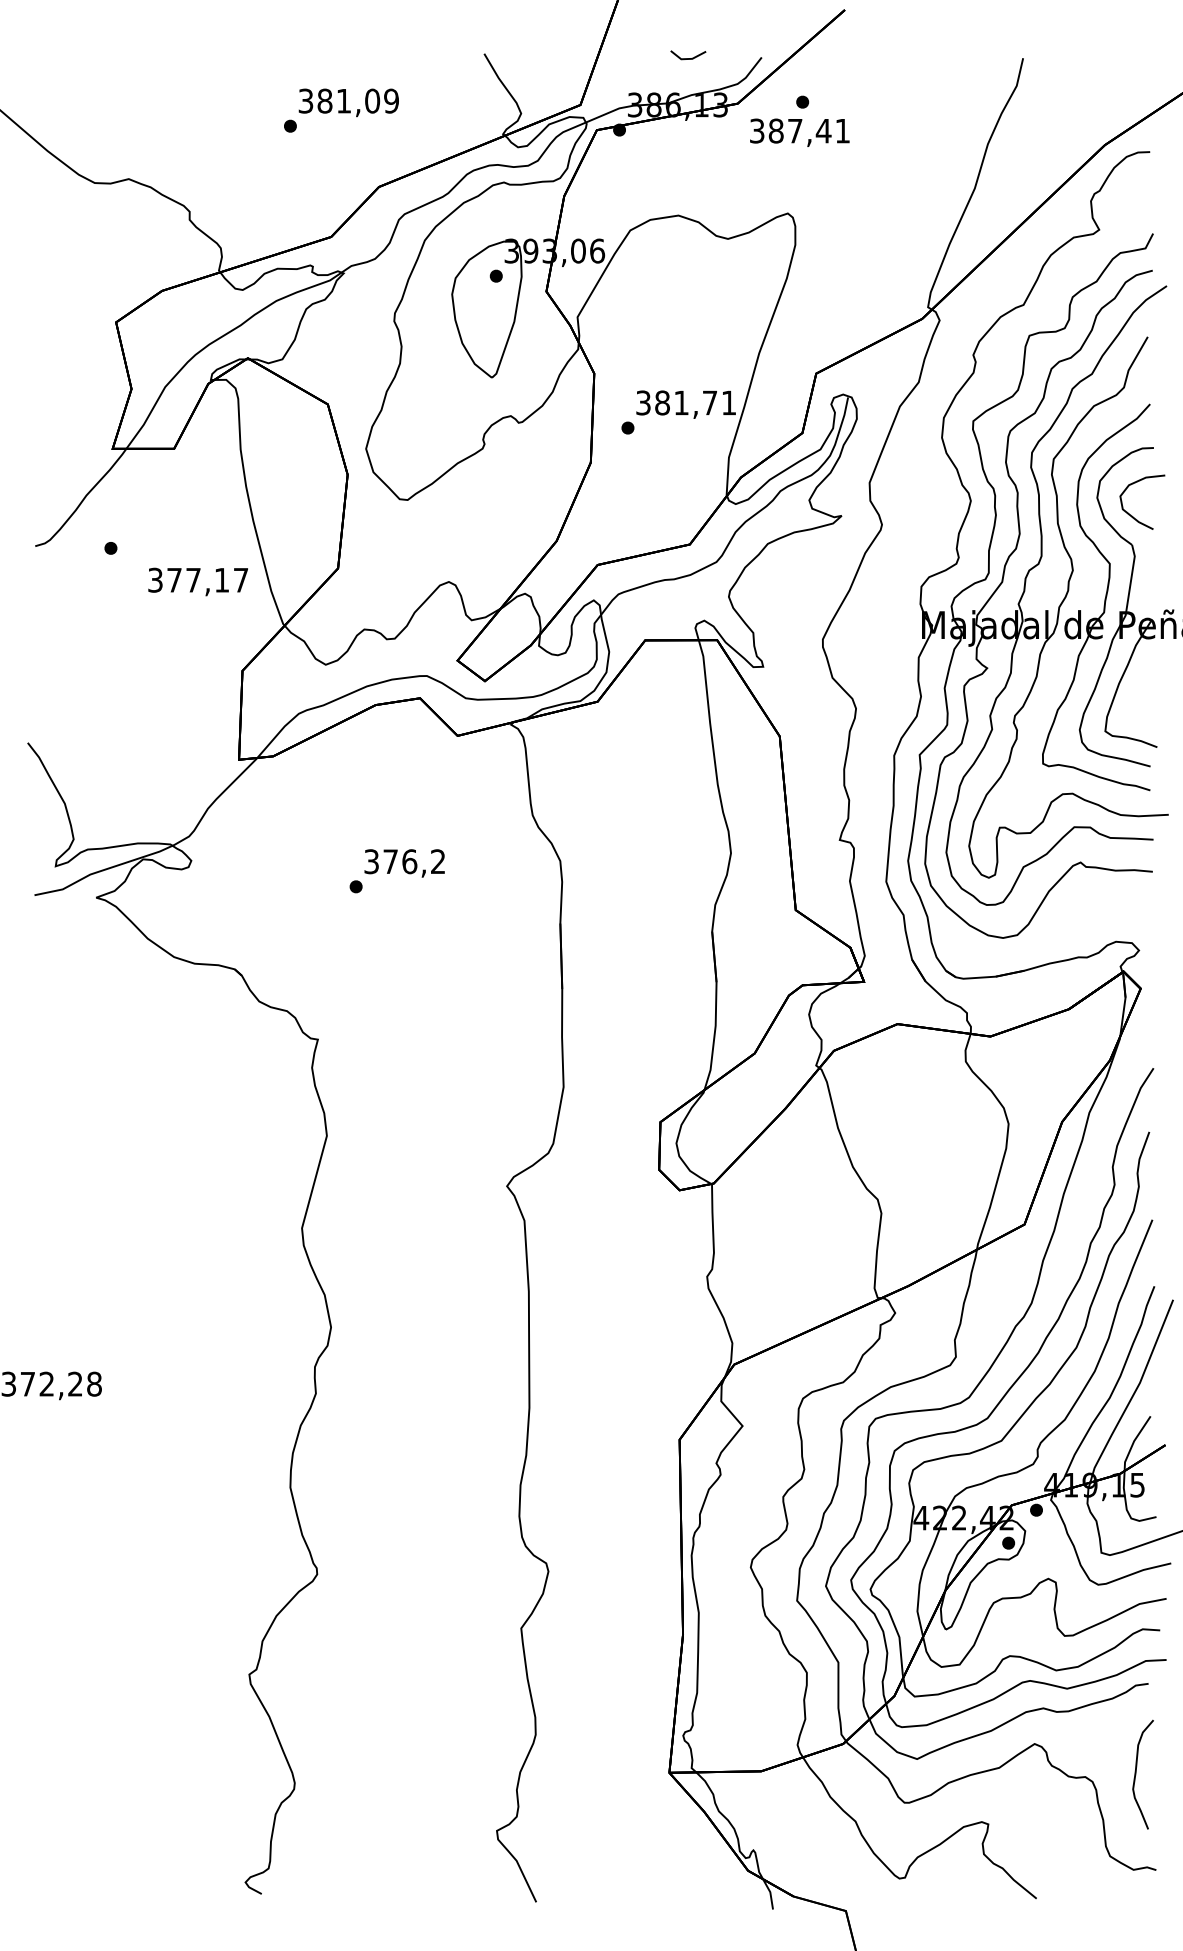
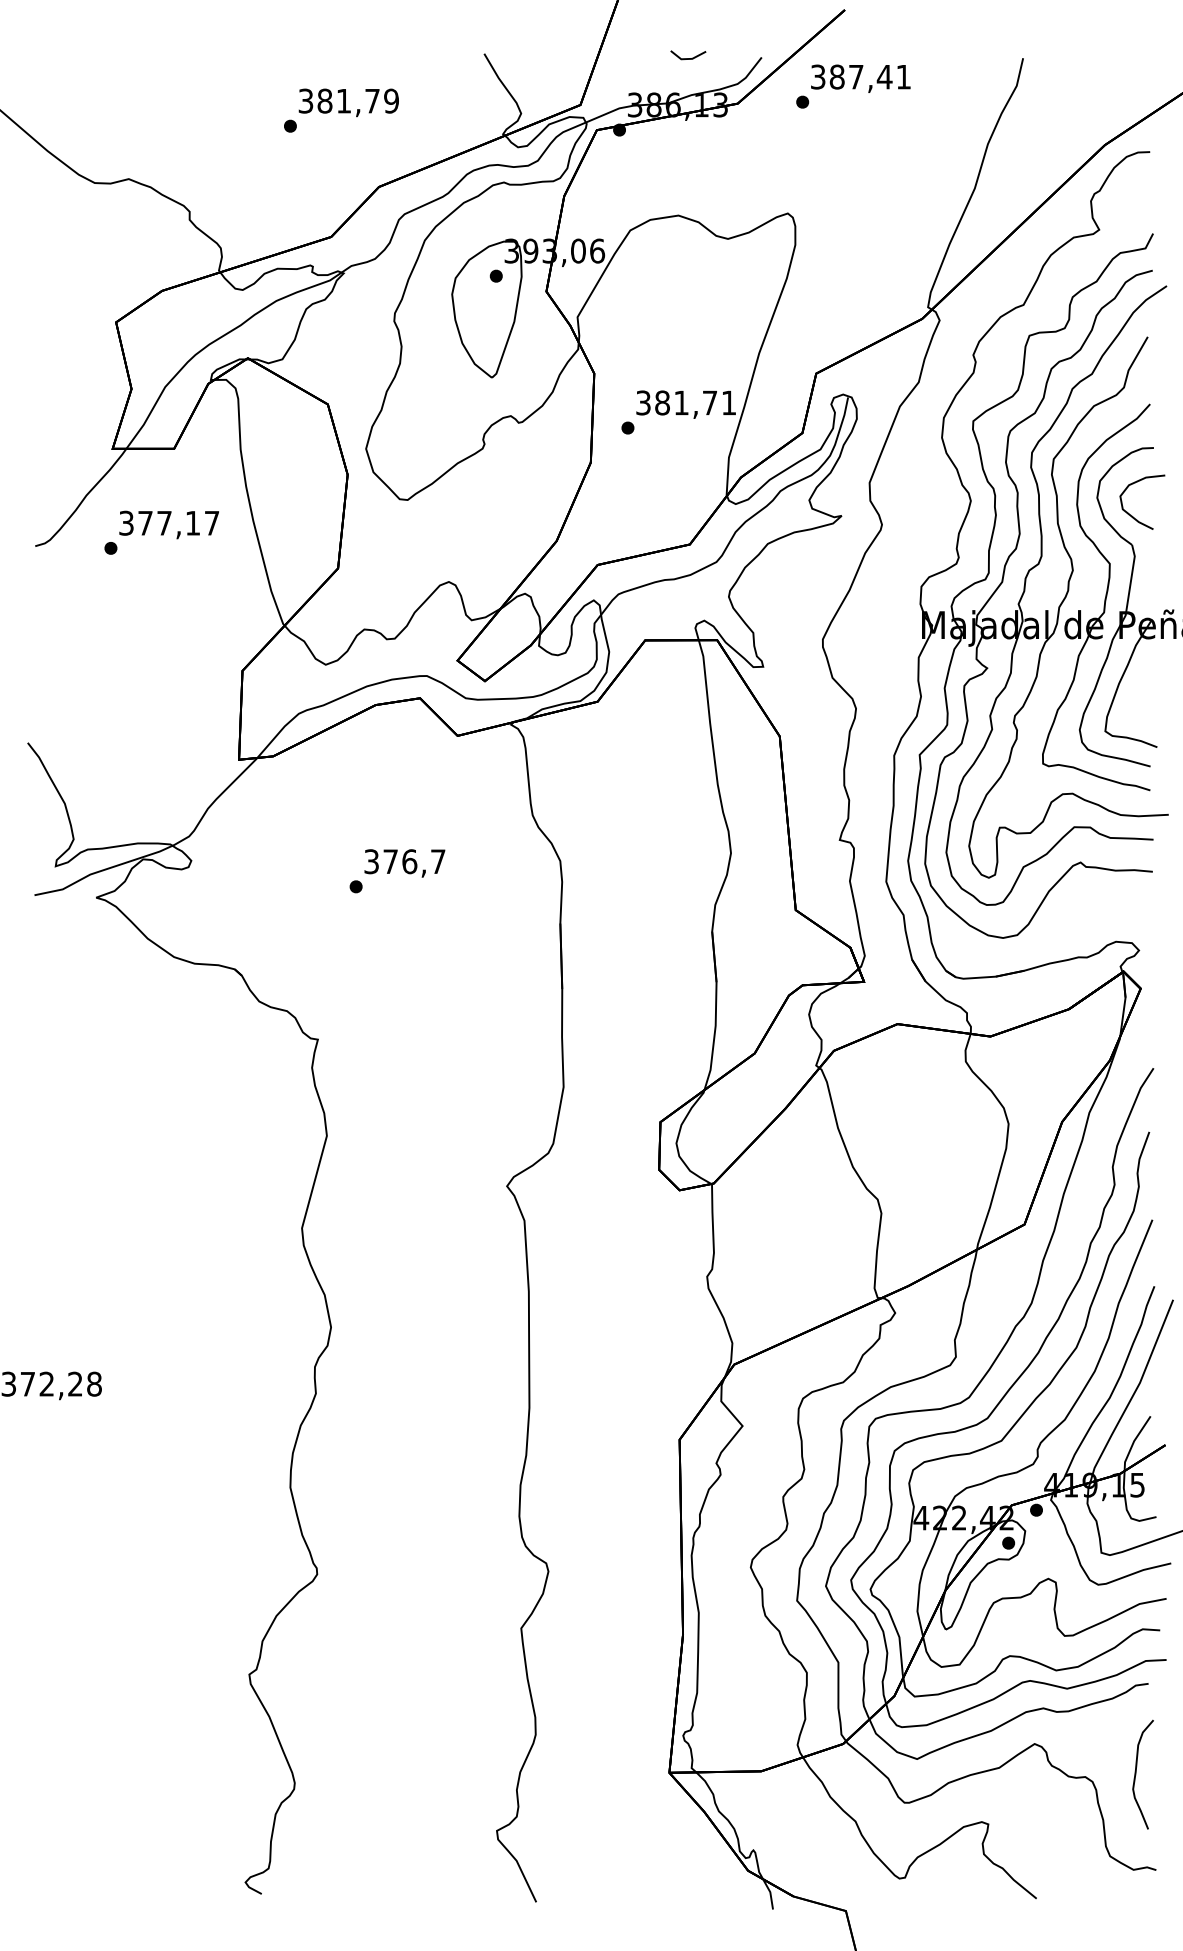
text: 381,09 -> 381,79 (372, 100)
text position: (799, 132) -> (860, 78) (860, 78)
text position: (197, 581) -> (168, 524) (168, 524)
text: 376,2 -> 376,7 (438, 861)
